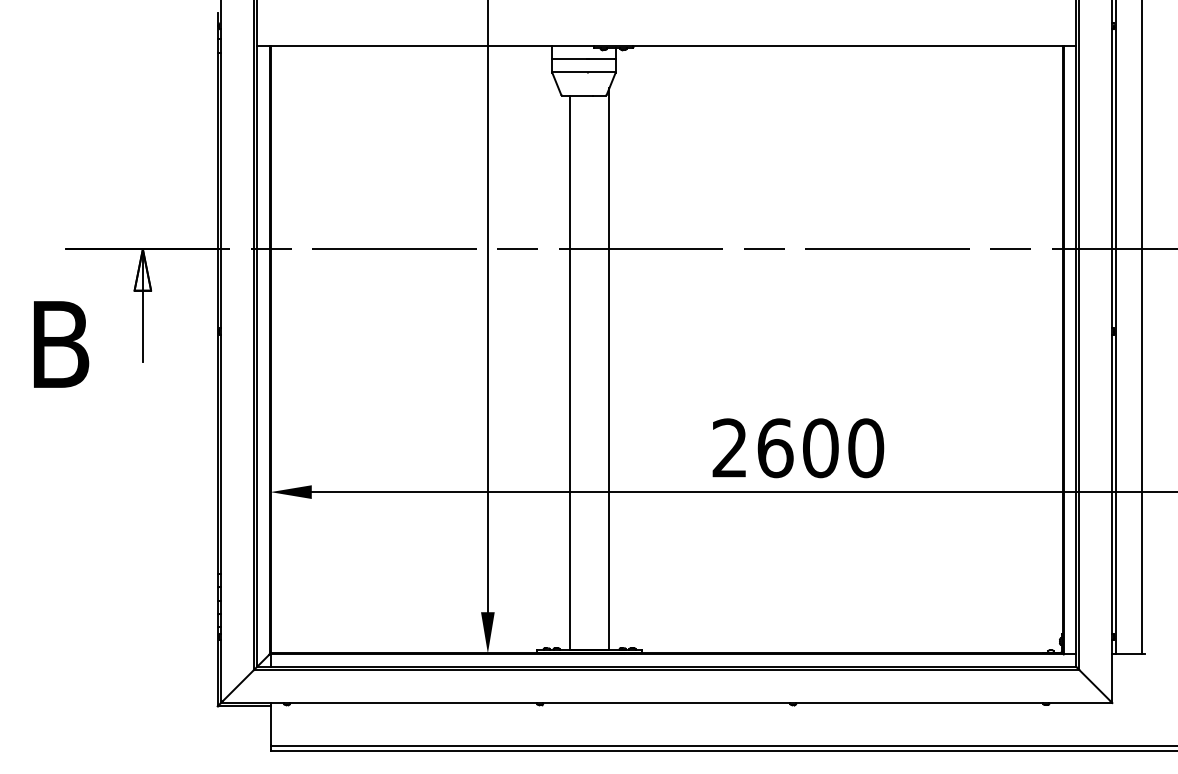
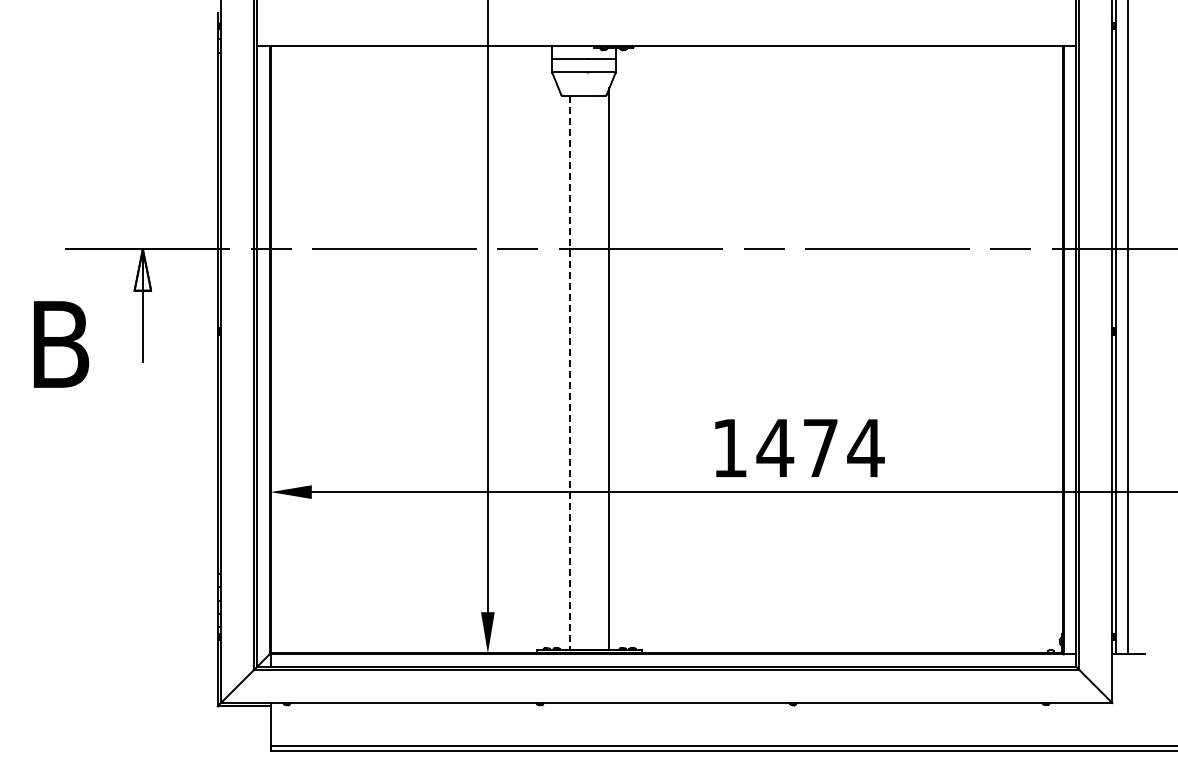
line position: (1142, 328) -> (1128, 328) (1128, 328)
line: solid -> dashed (569, 373)
text: 2600 -> 1474 (798, 448)
